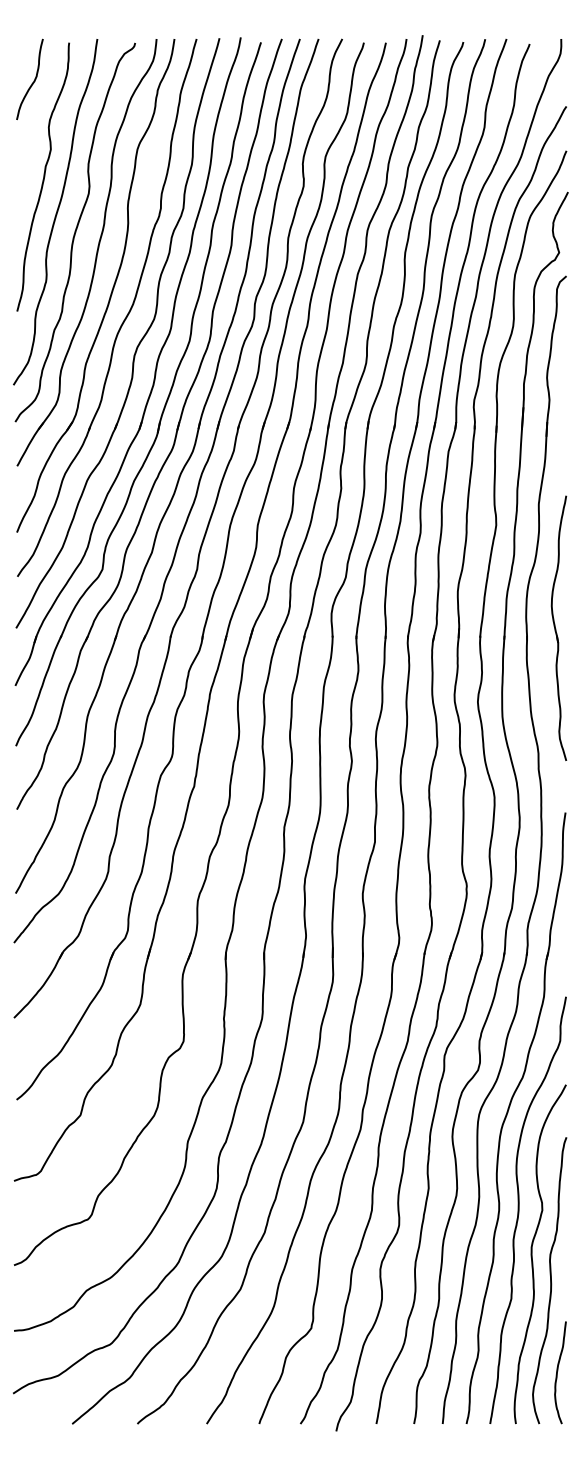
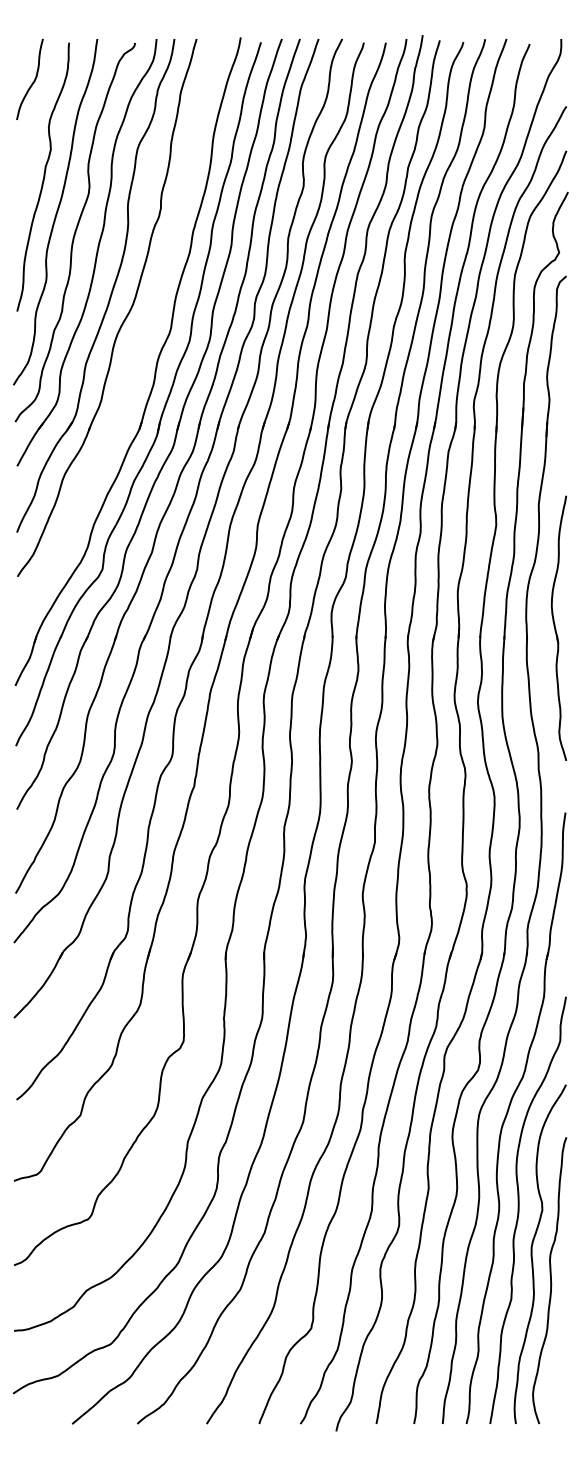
part: present -> none (136, 346)
curve: present -> none (558, 1371)
